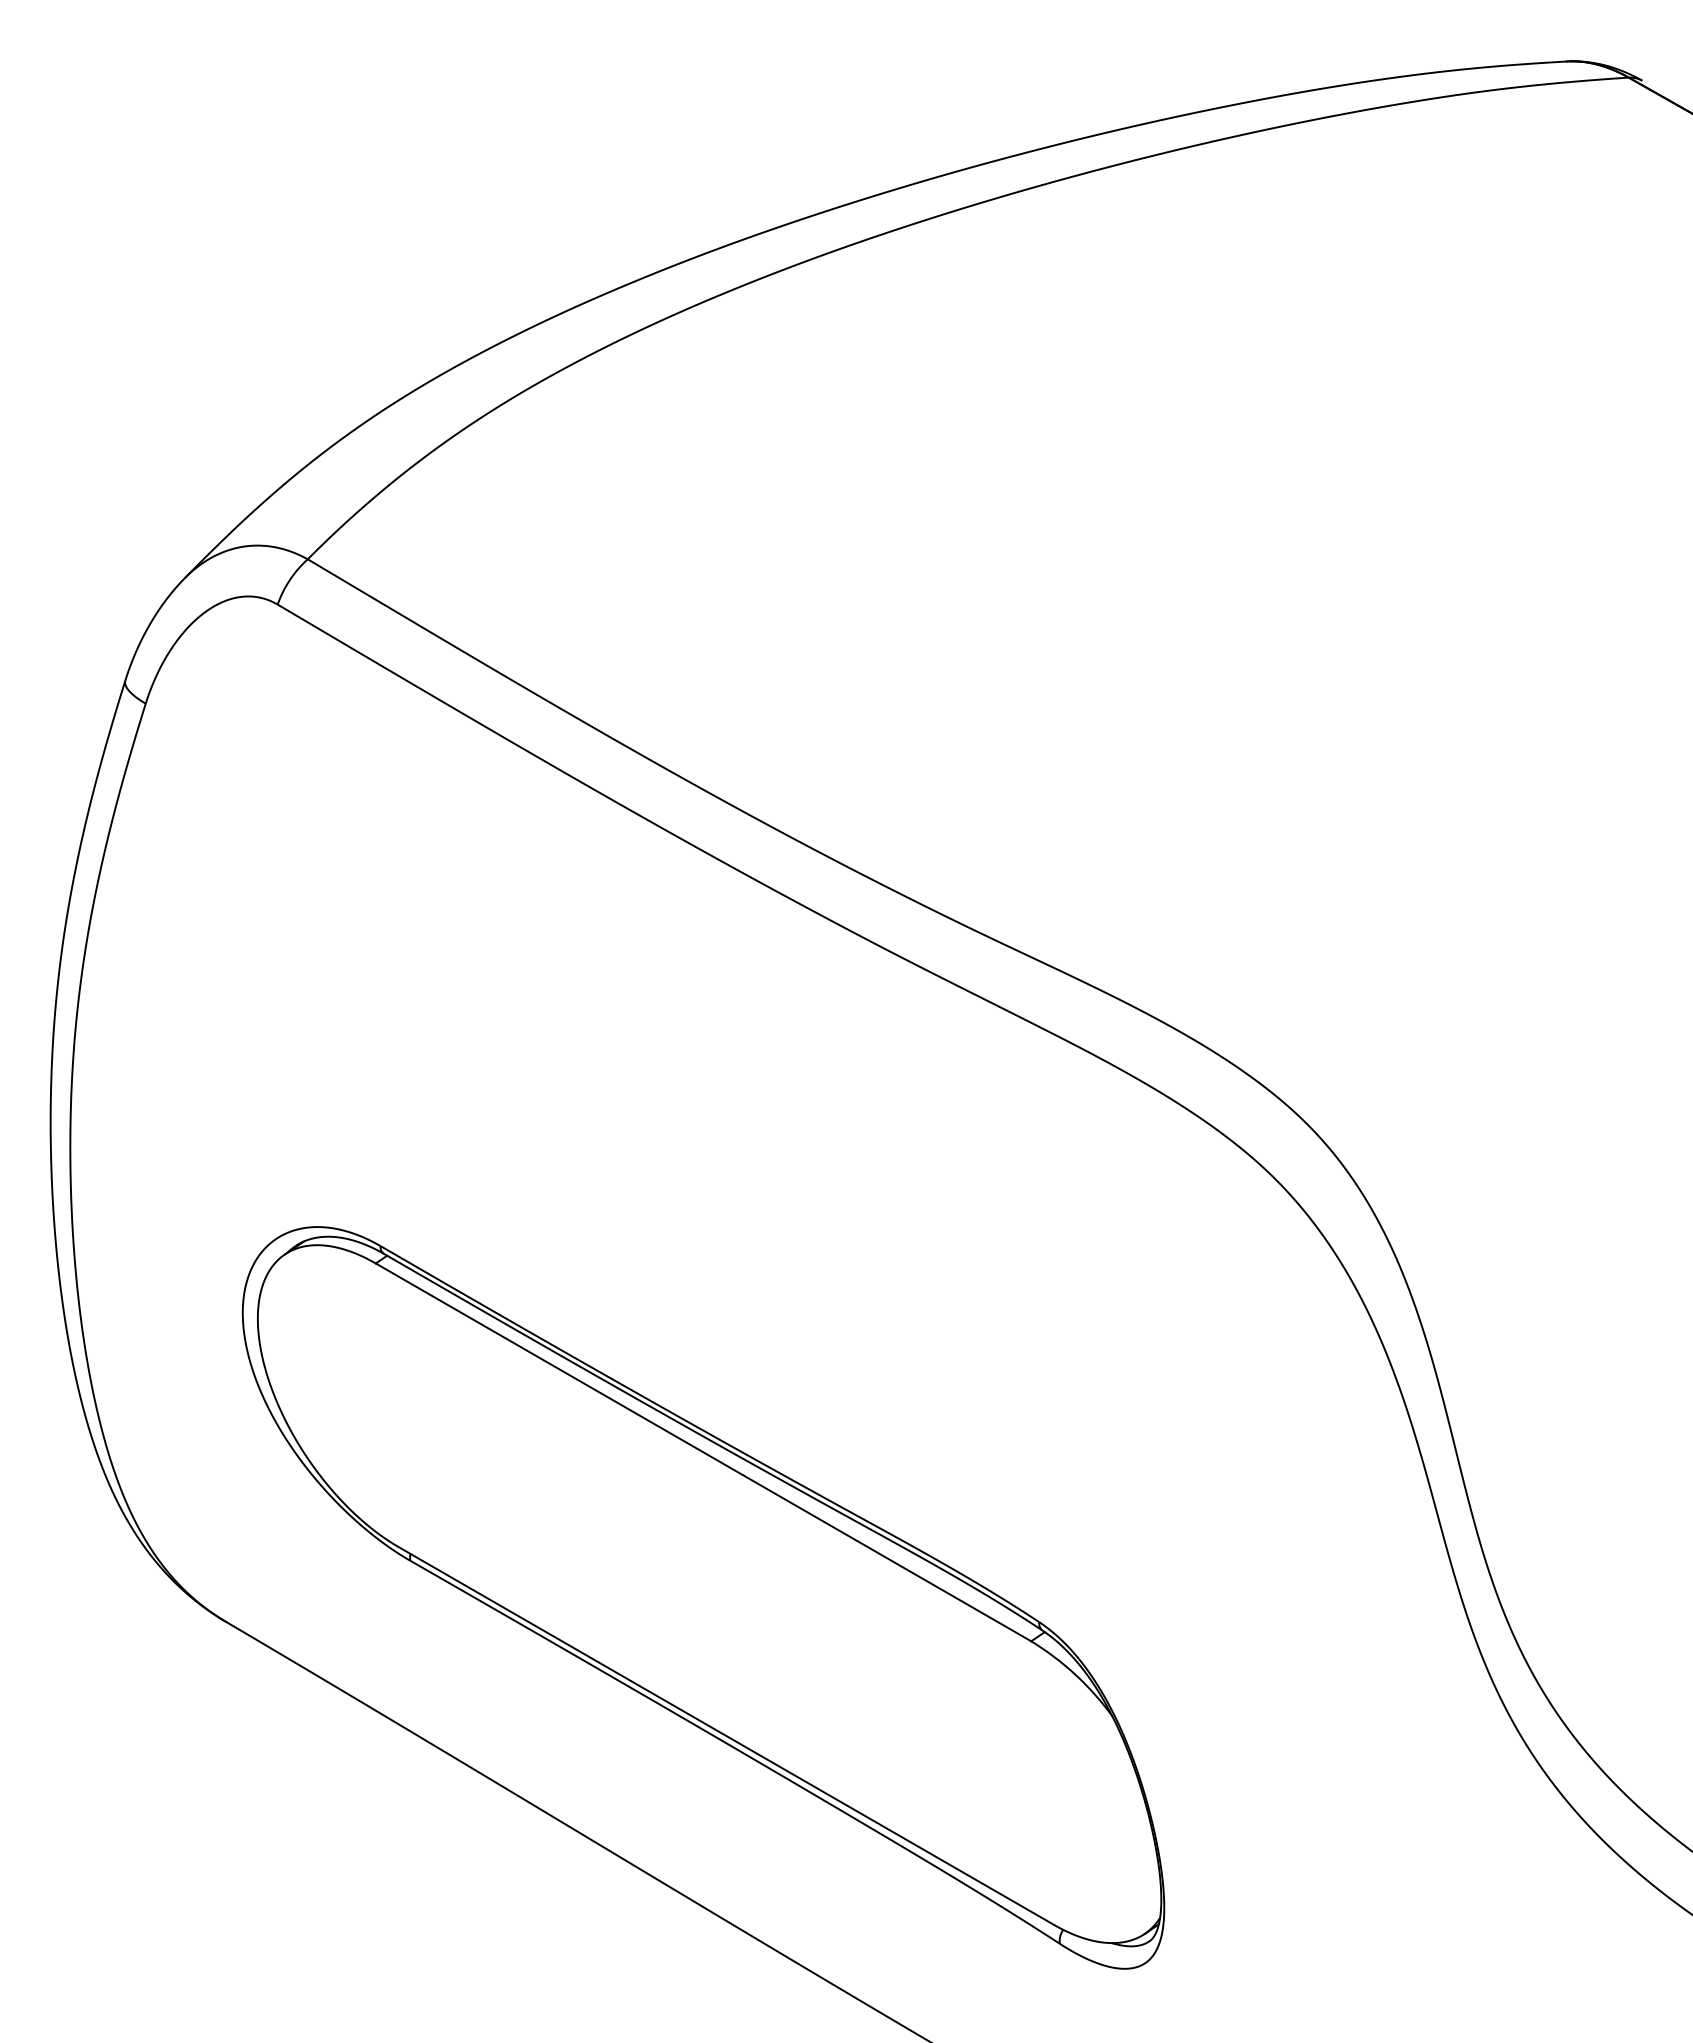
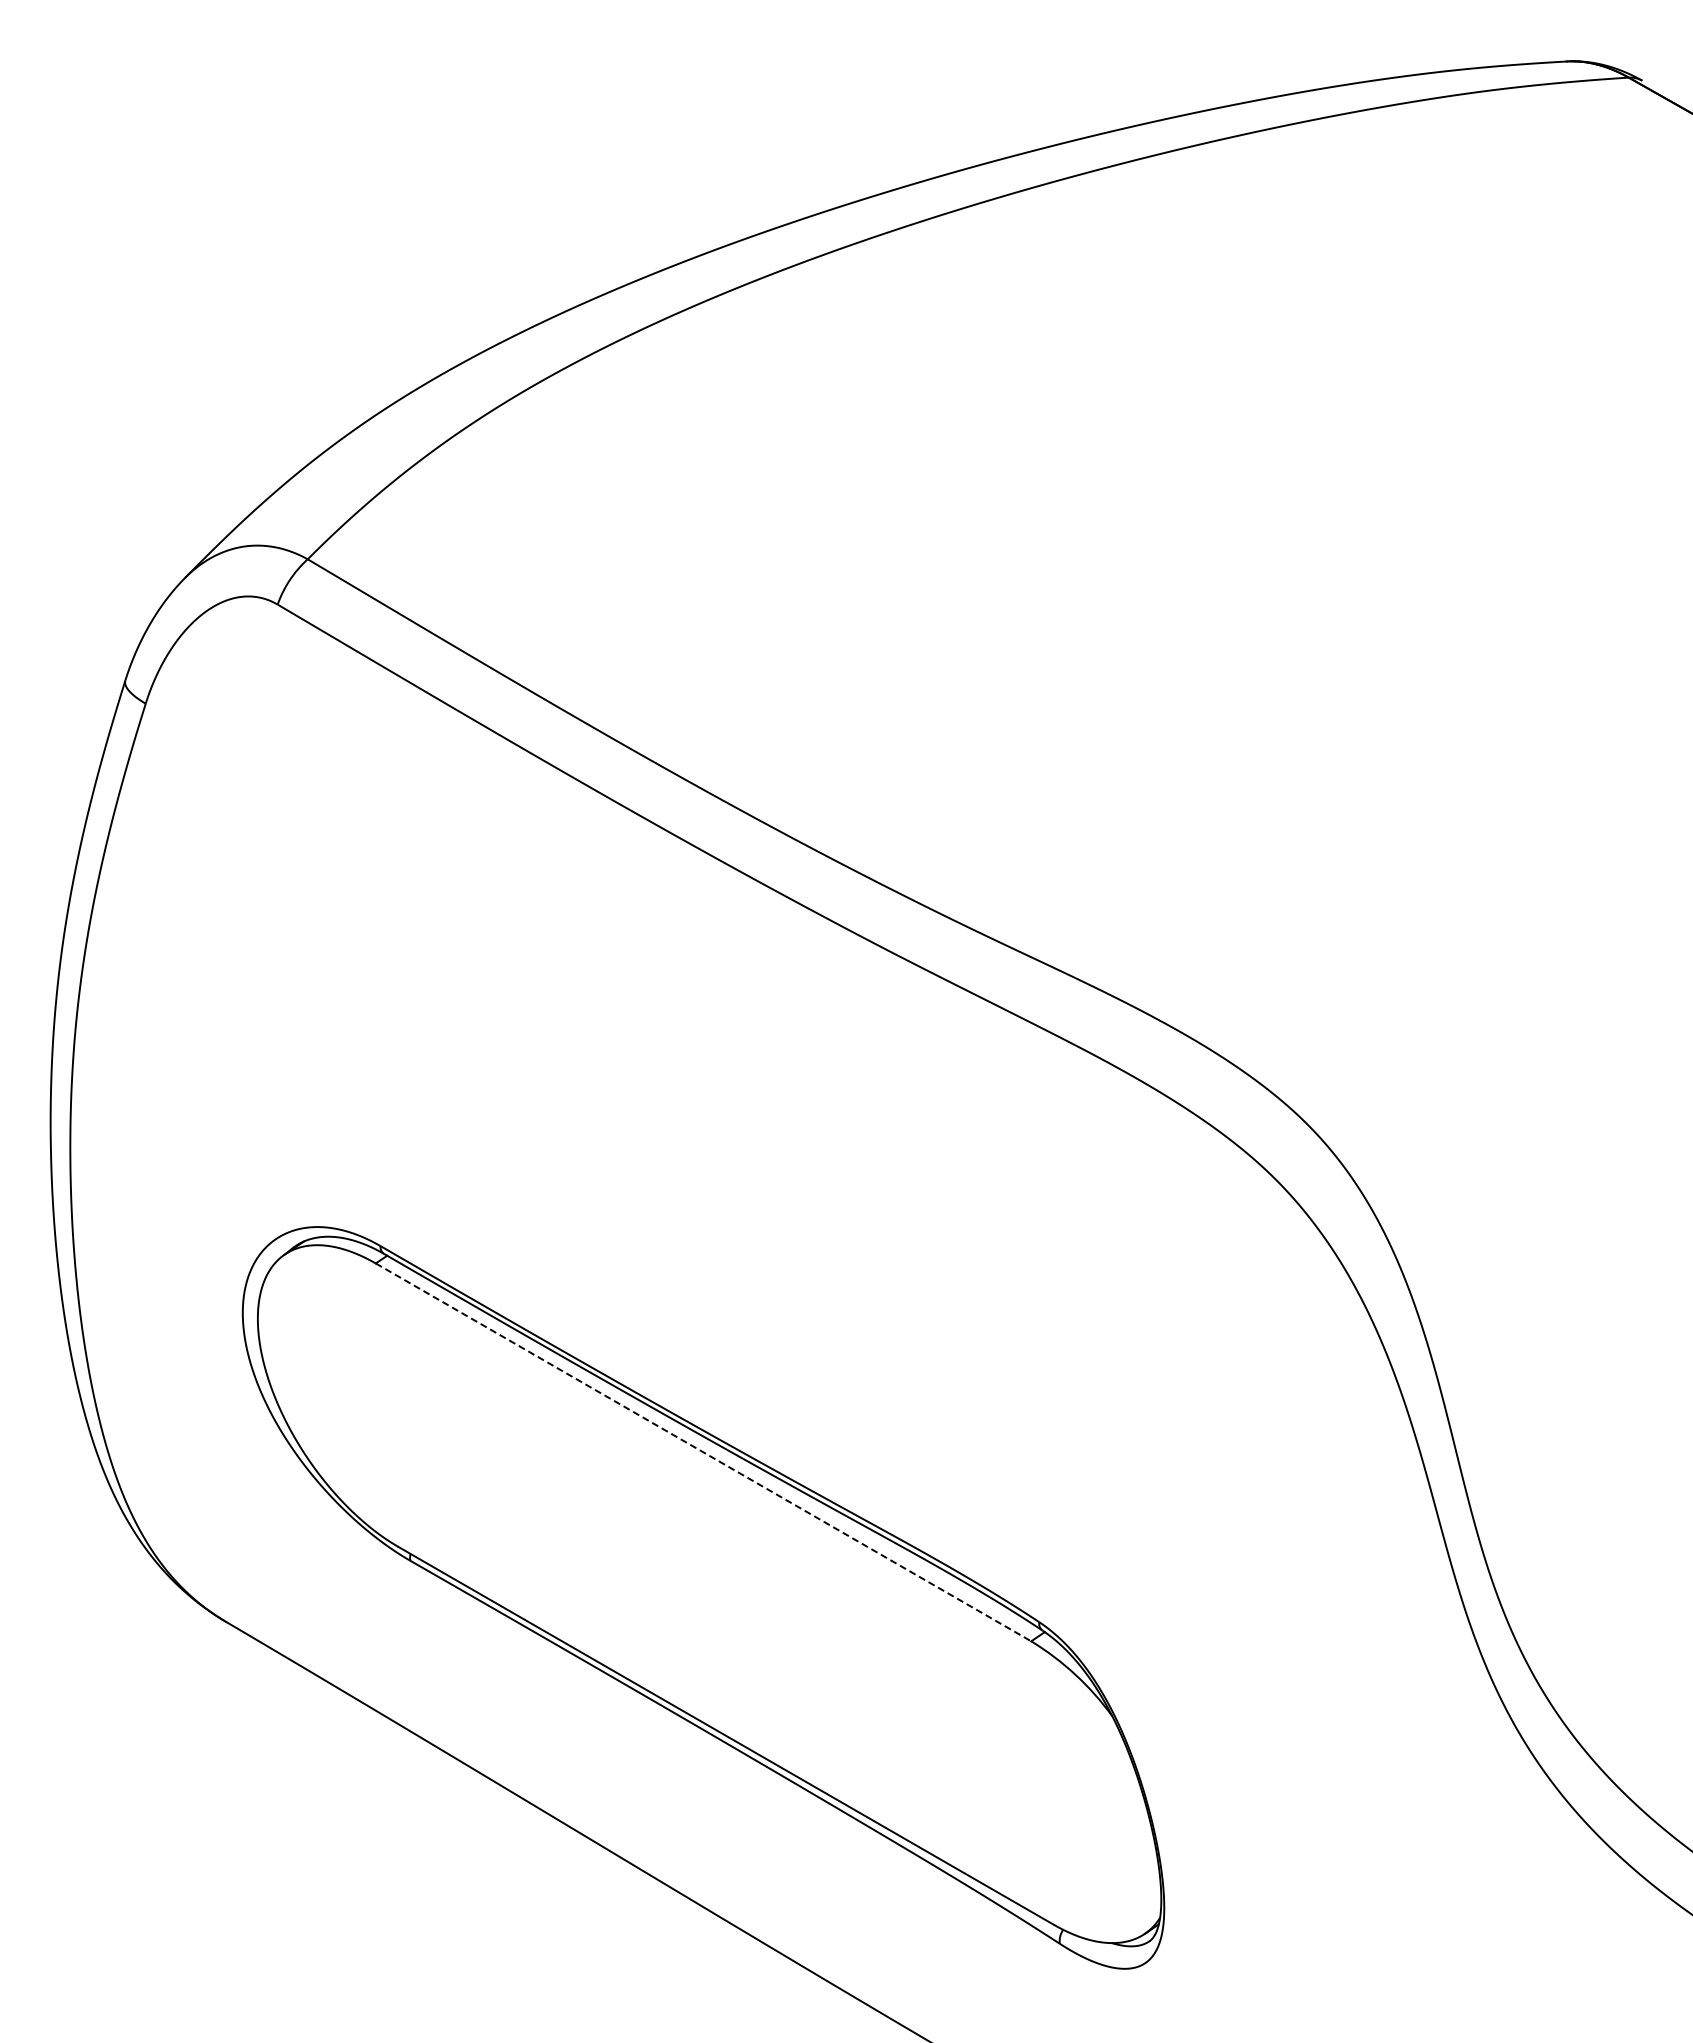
line: solid -> dashed (703, 1452)
